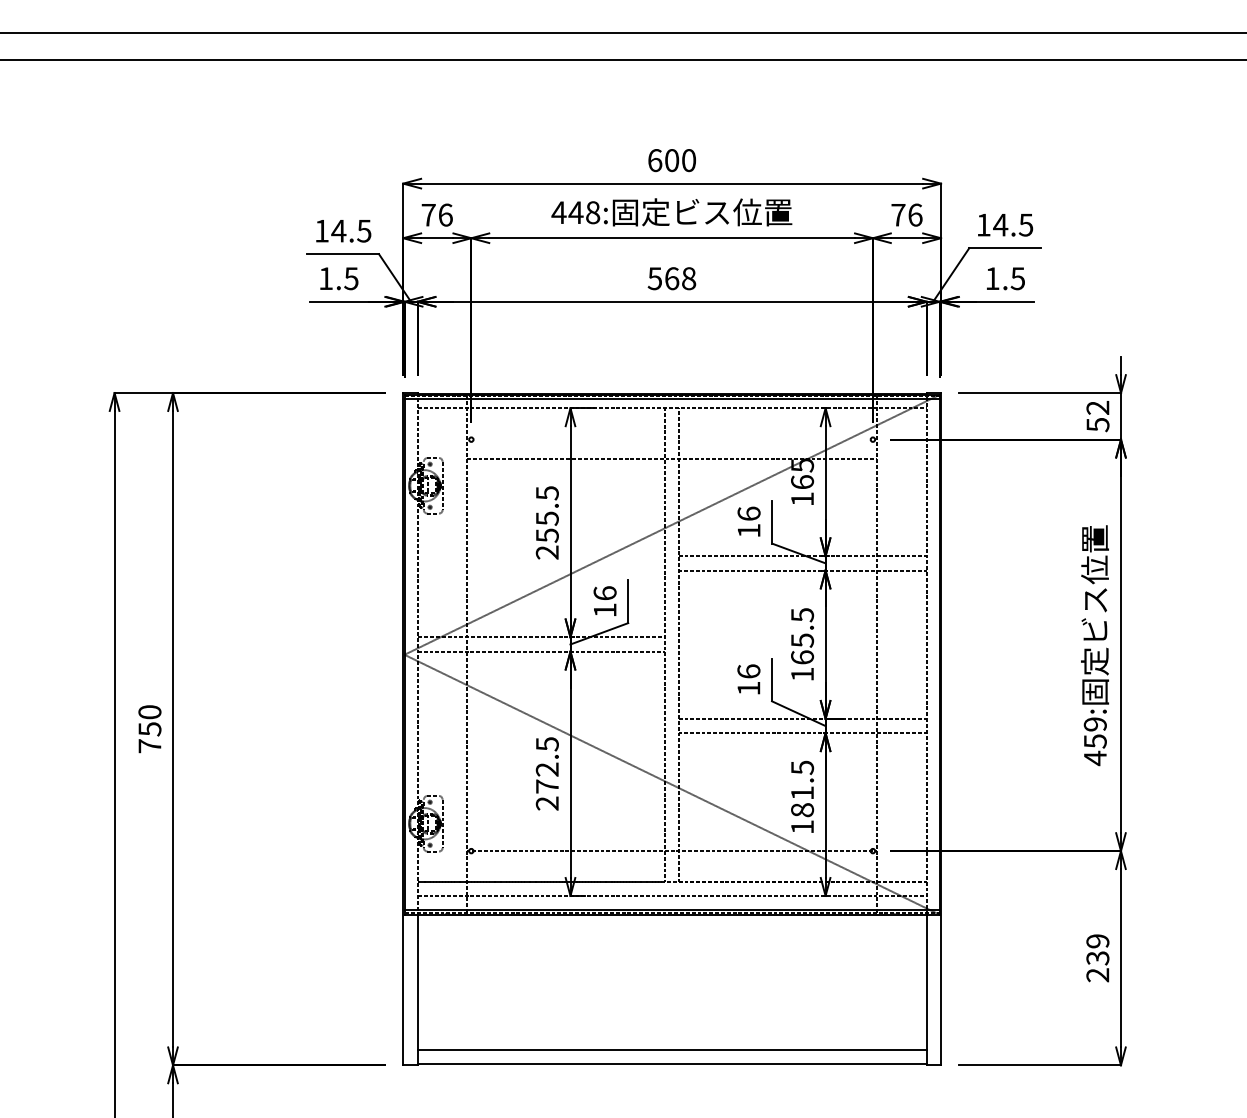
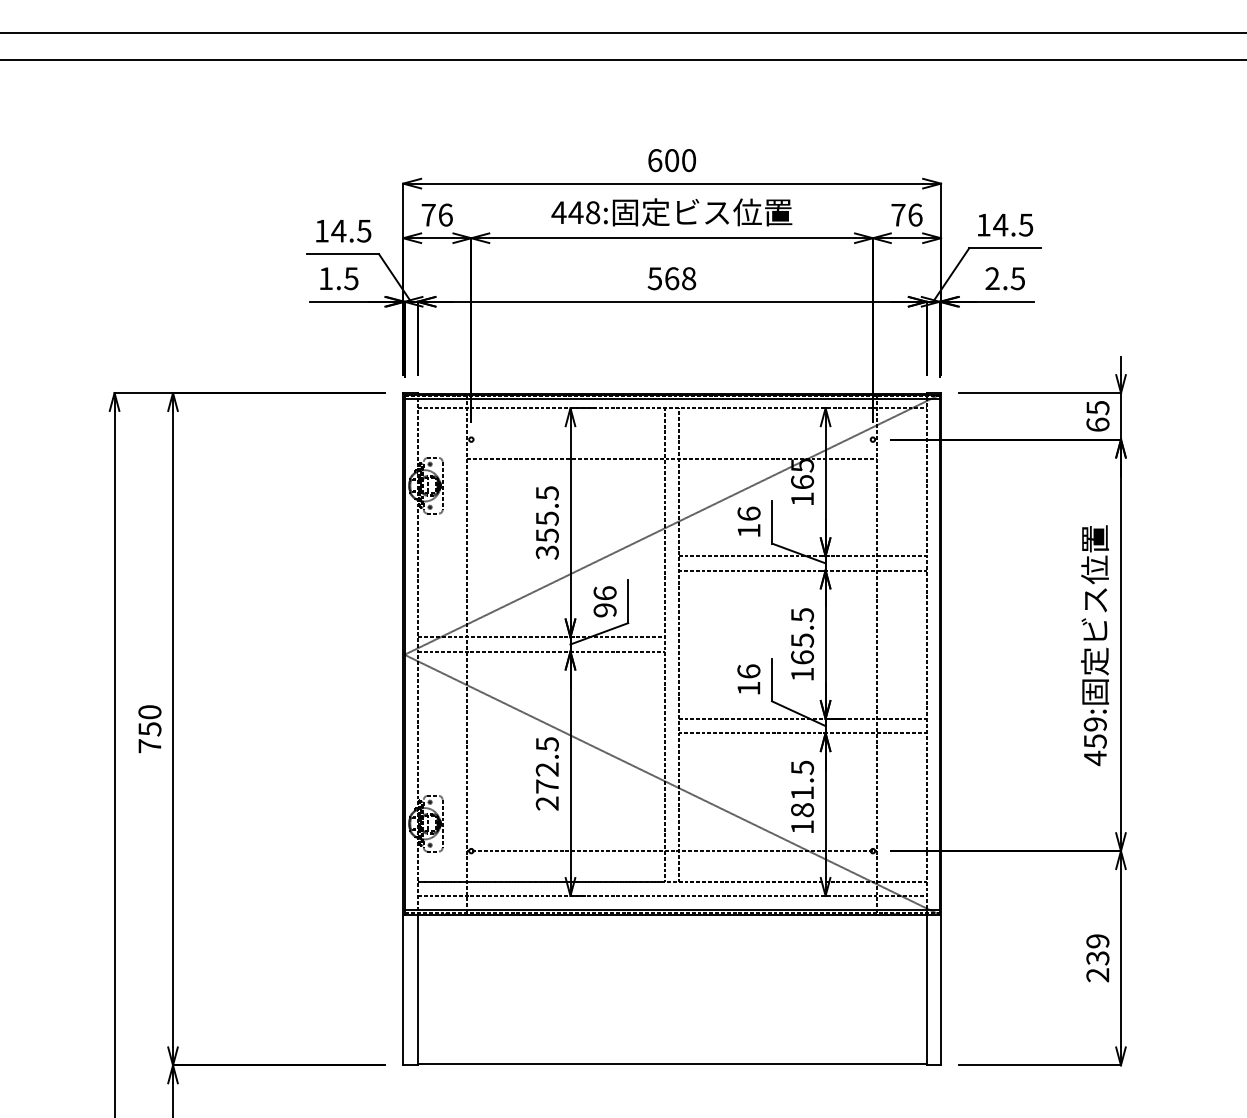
text: 1.5 -> 2.5 (992, 278)
text: 52 -> 65 (1097, 416)
text: 255.5 -> 355.5 (547, 552)
text: 16 -> 96 (604, 610)
line: present -> none (671, 1050)
